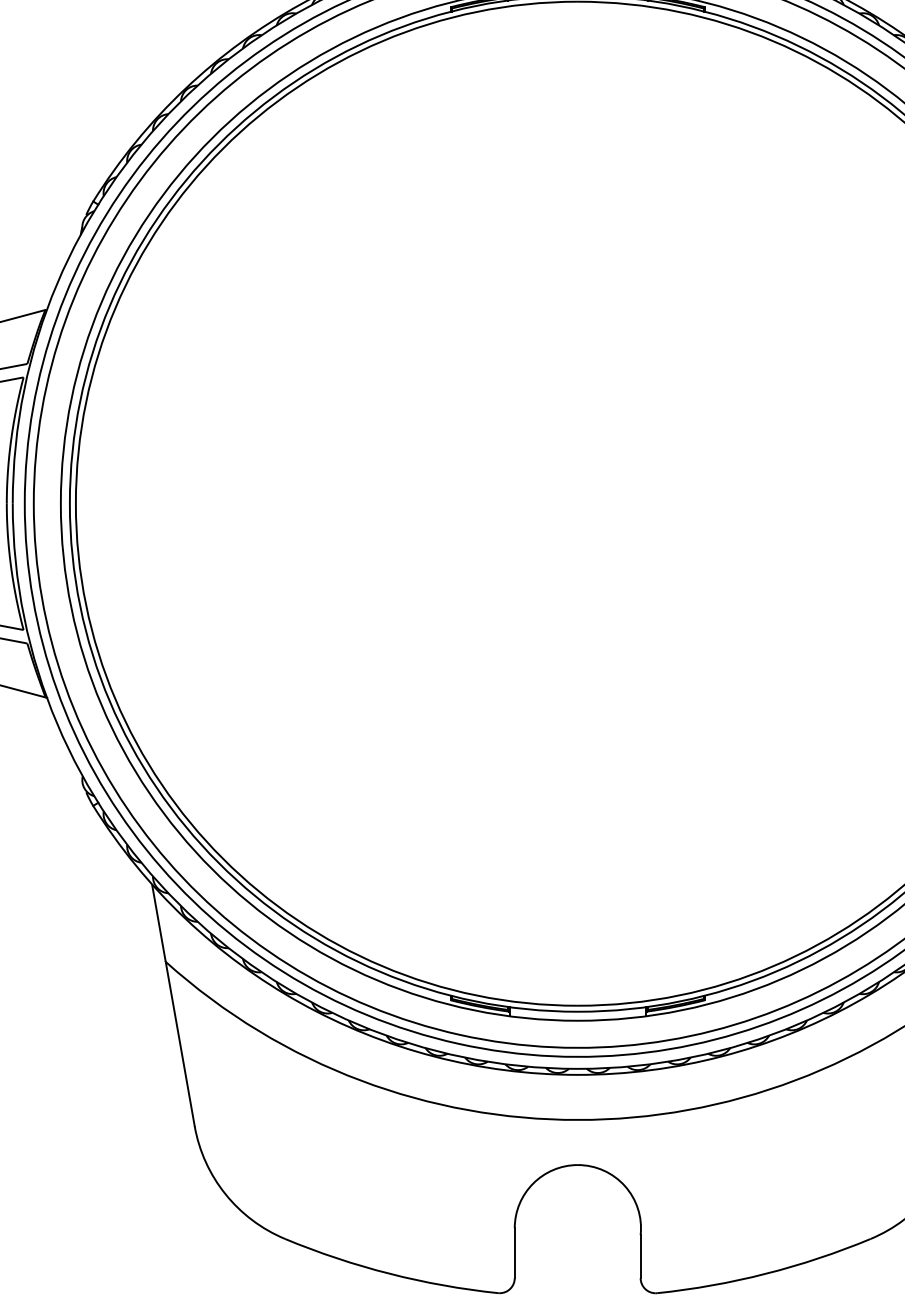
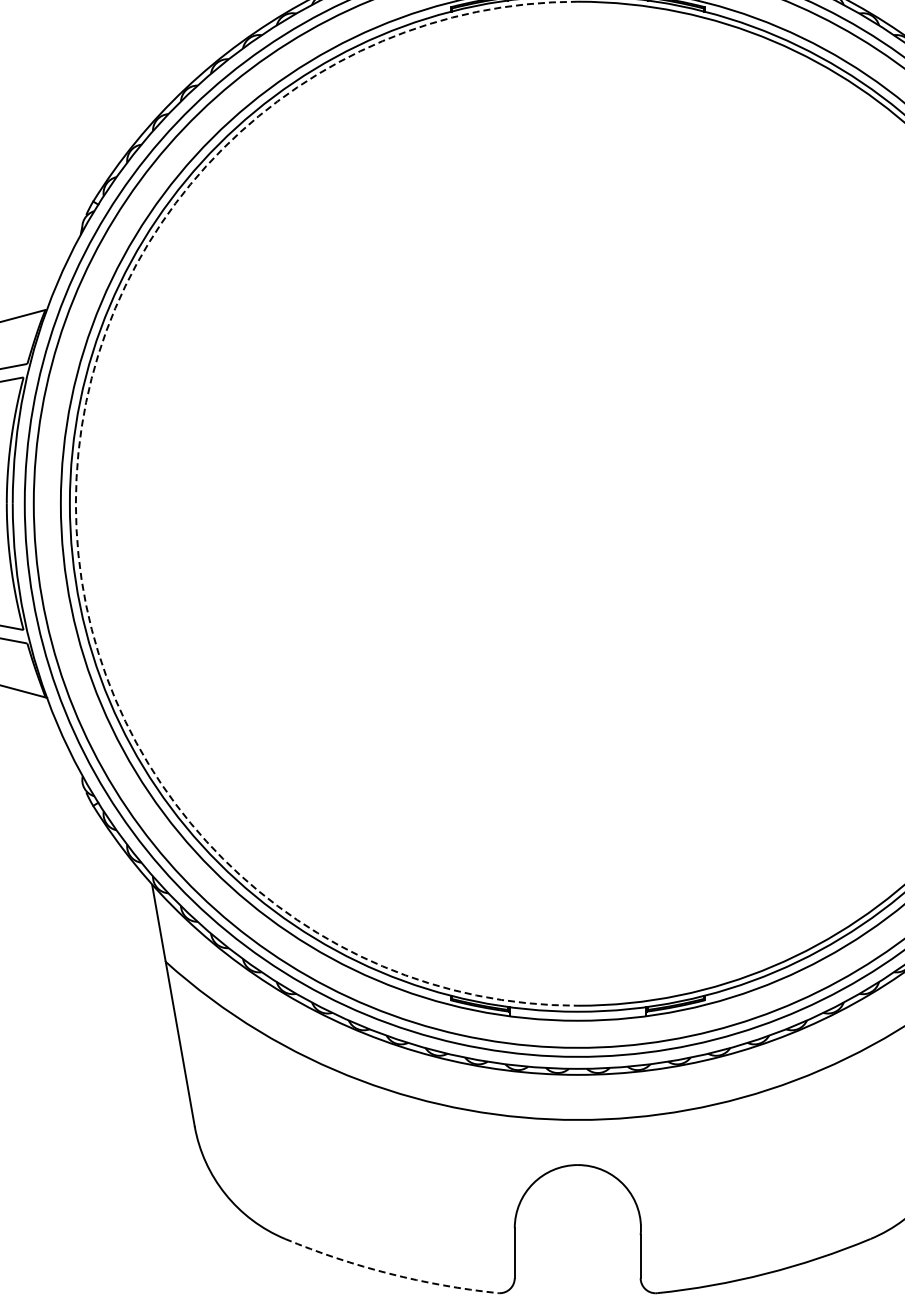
arc: solid -> dashed (75, 503)
arc: solid -> dashed (389, 1273)
